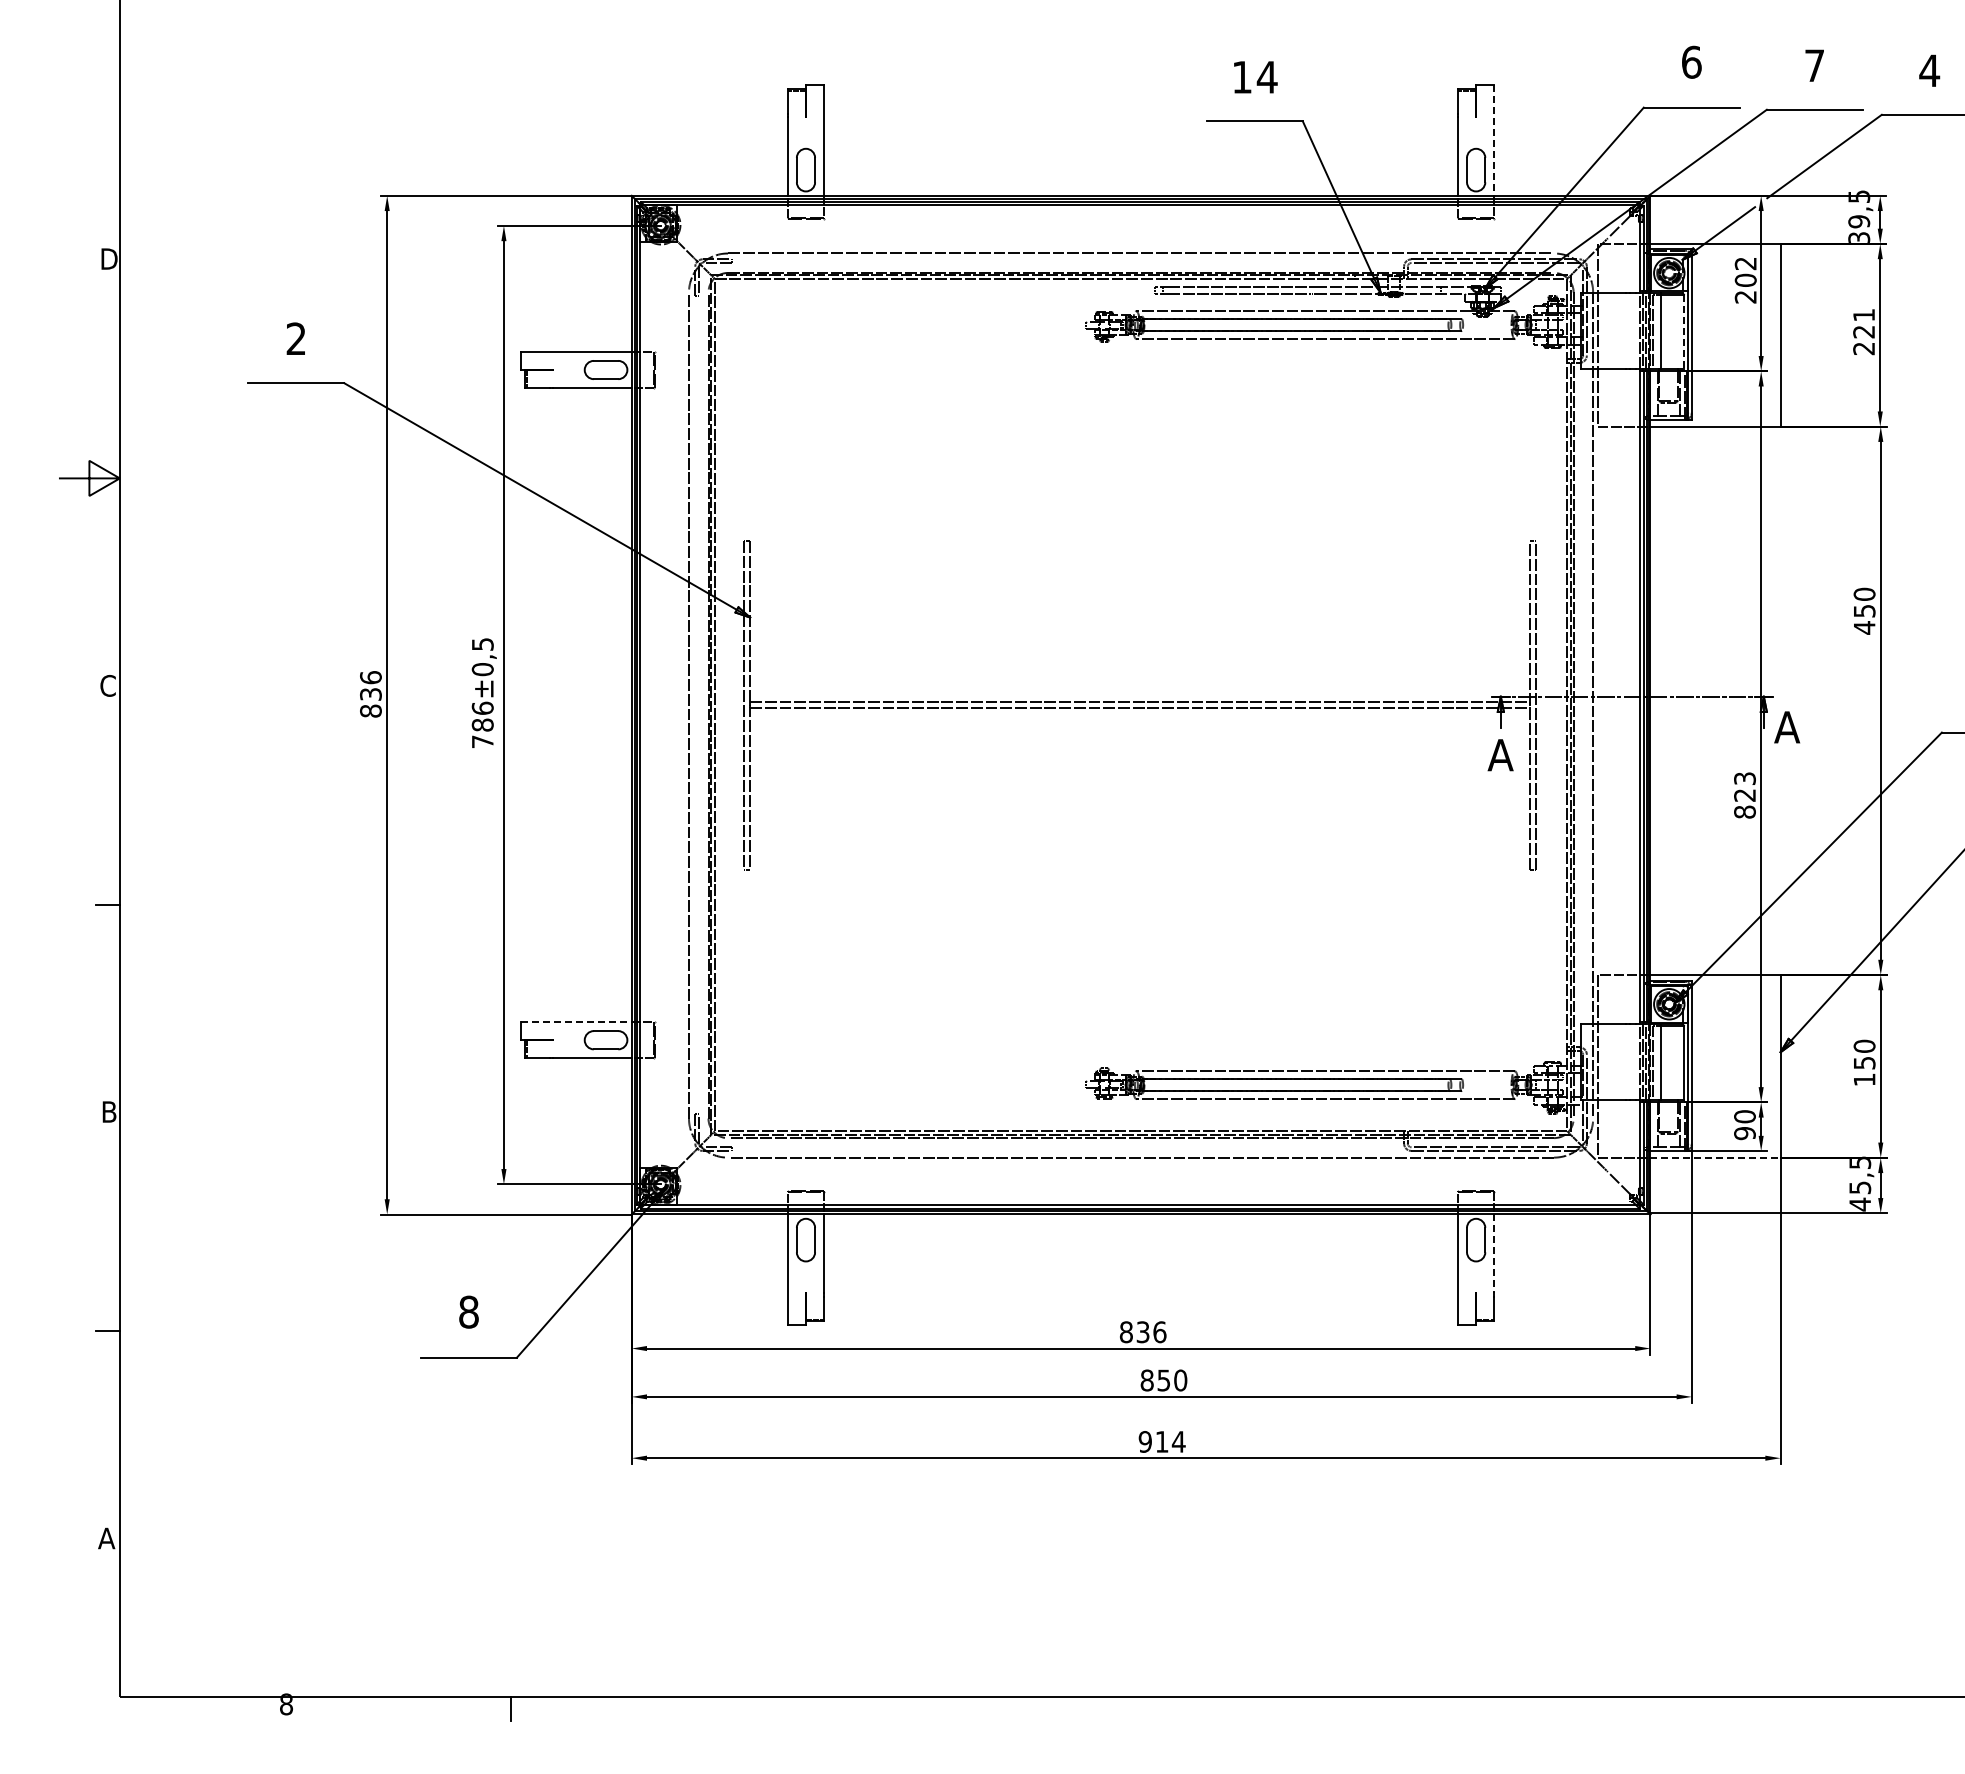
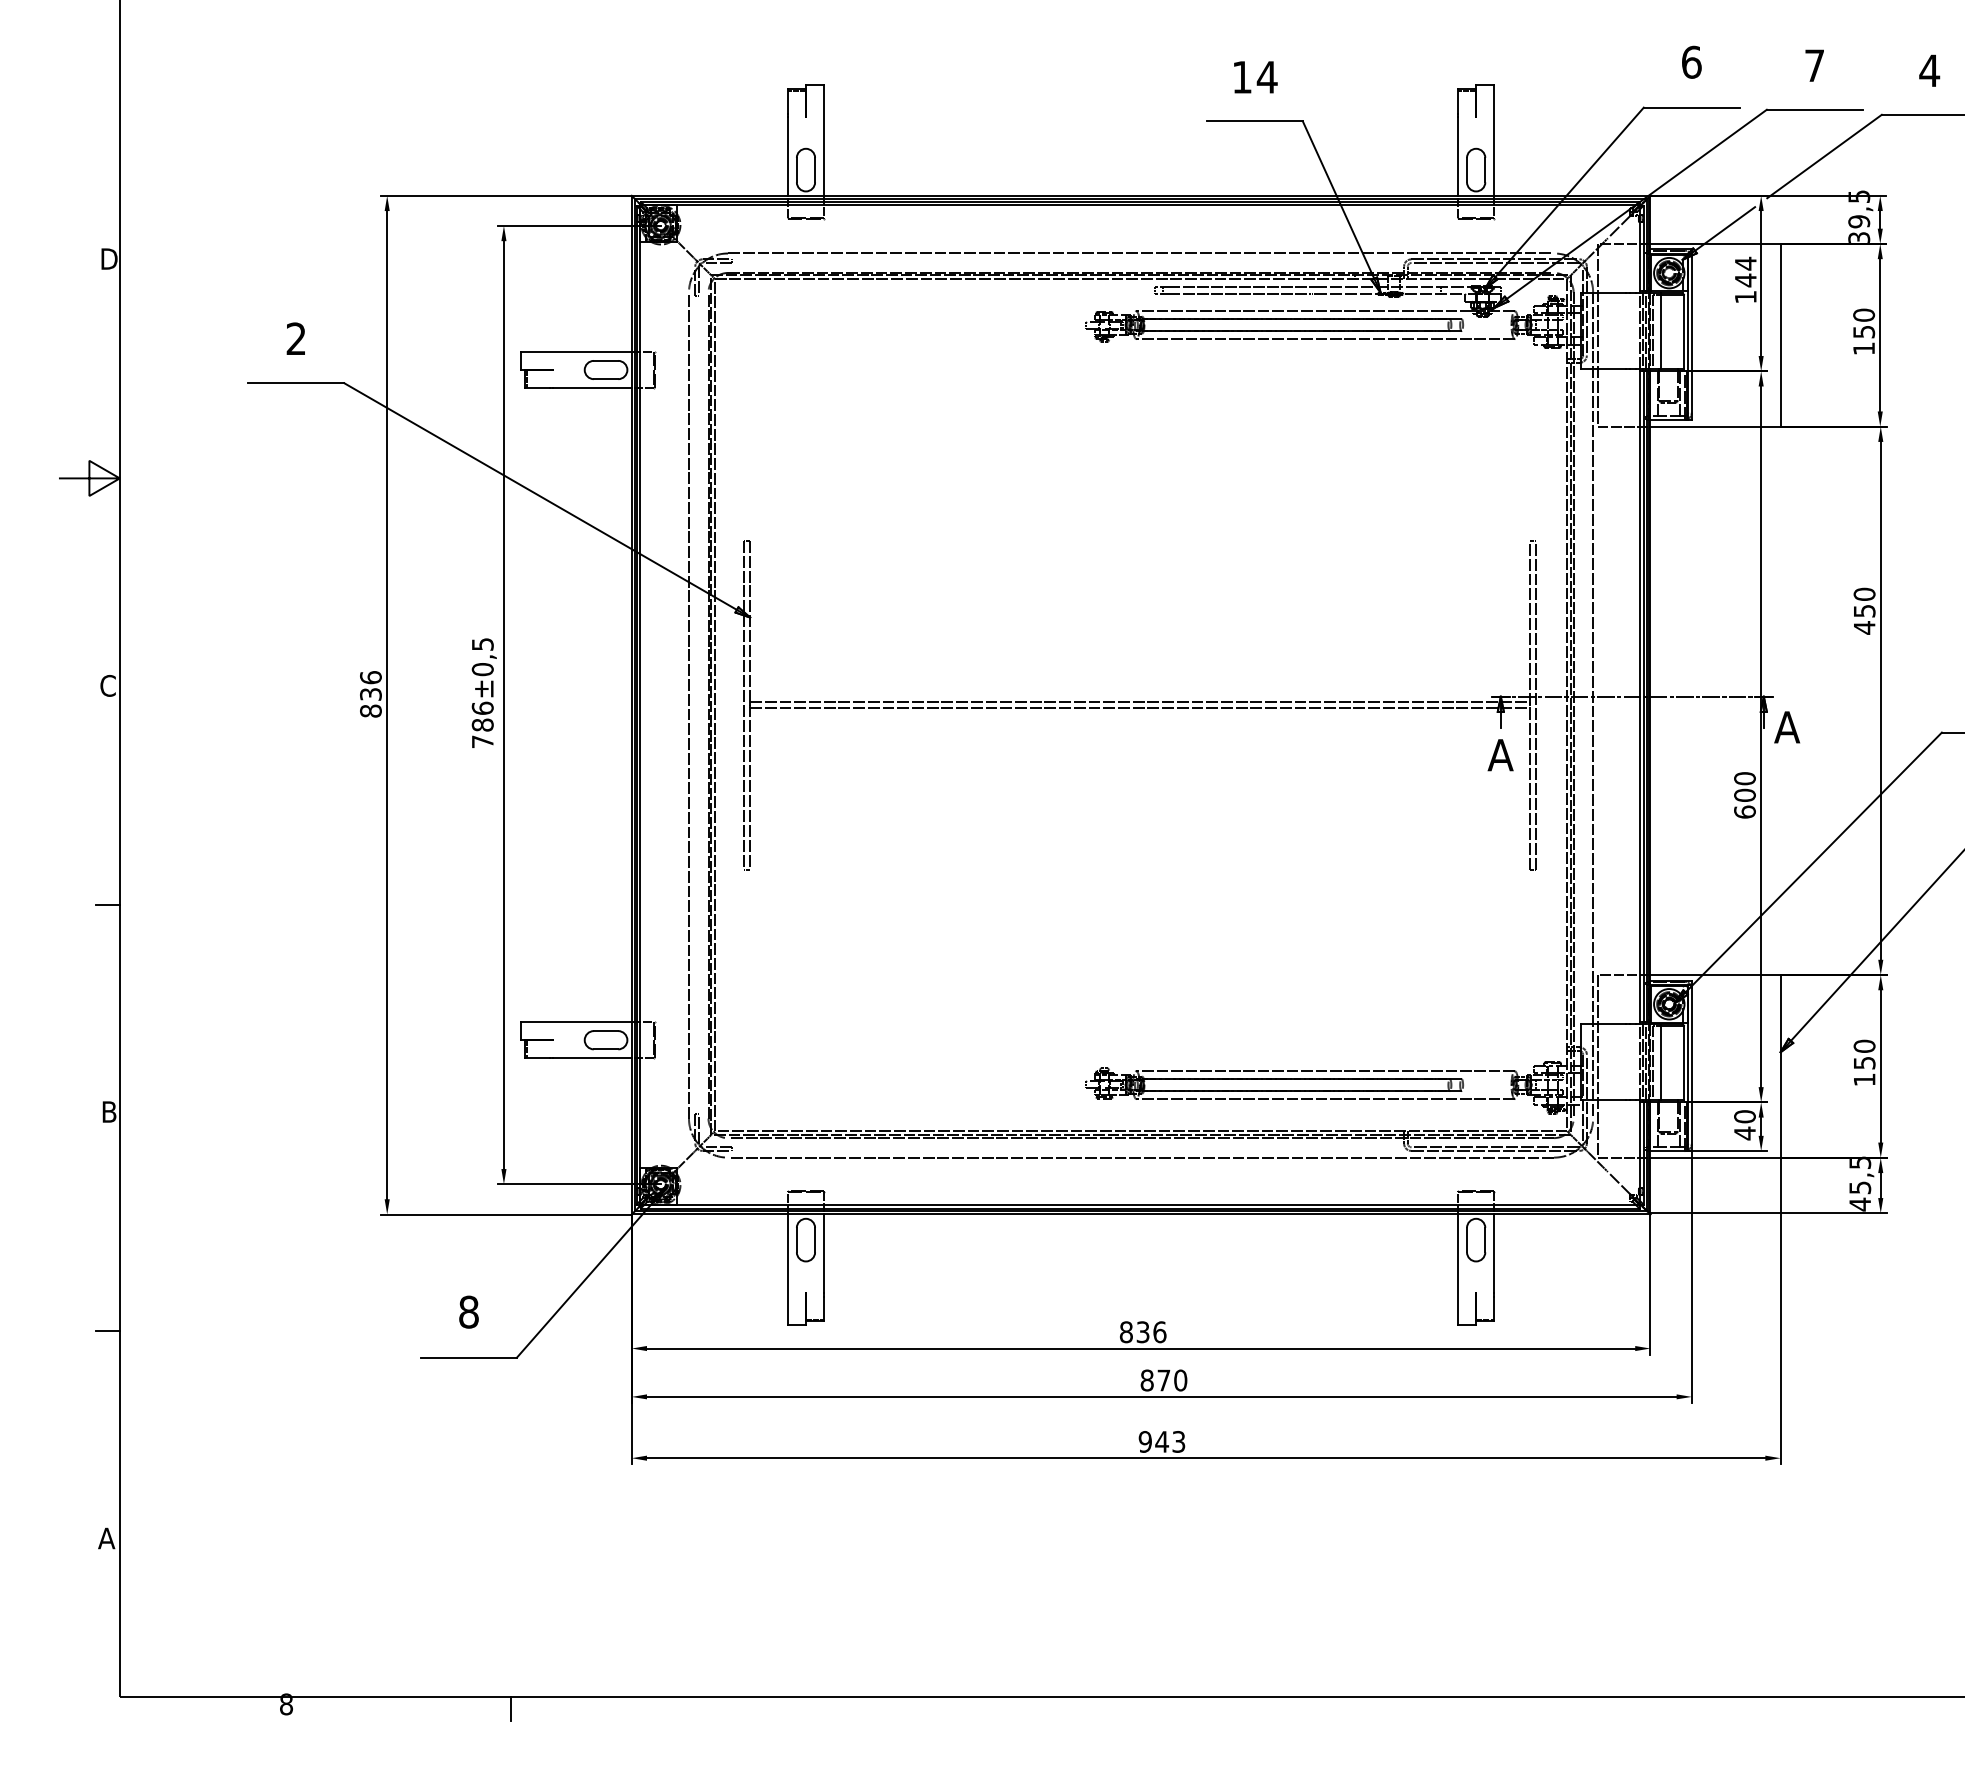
line: dashed -> solid (1494, 140)
text: 202 -> 144 (1745, 279)
text: 221 -> 150 (1864, 331)
line: dashed -> solid (1683, 332)
text: 823 -> 600 (1744, 795)
line: dashed -> solid (576, 1021)
text: 90 -> 40 (1744, 1133)
line: dashed -> solid (1716, 1157)
line: dashed -> solid (1494, 1254)
text: 850 -> 870 (1163, 1380)
text: 914 -> 943 (1170, 1441)
